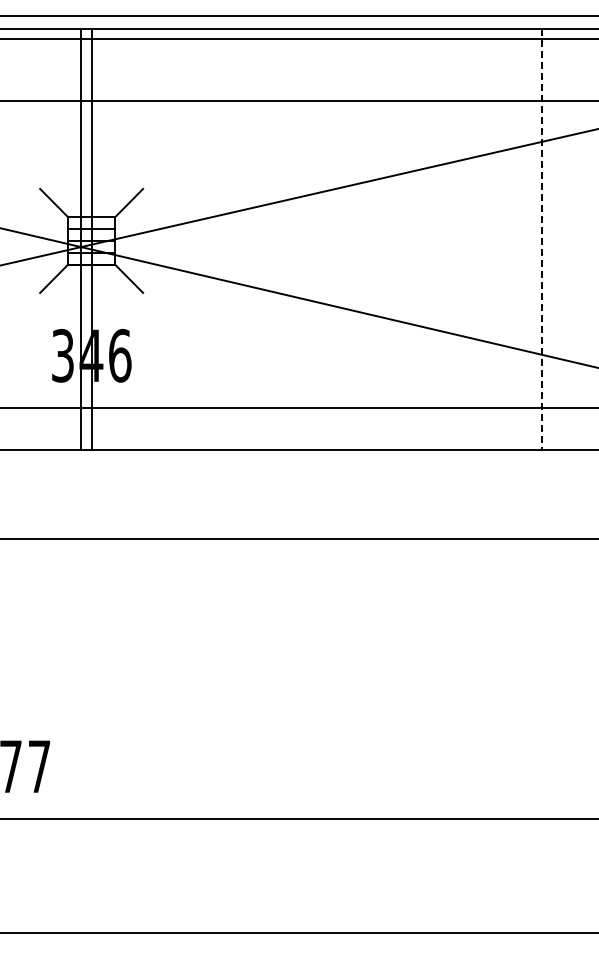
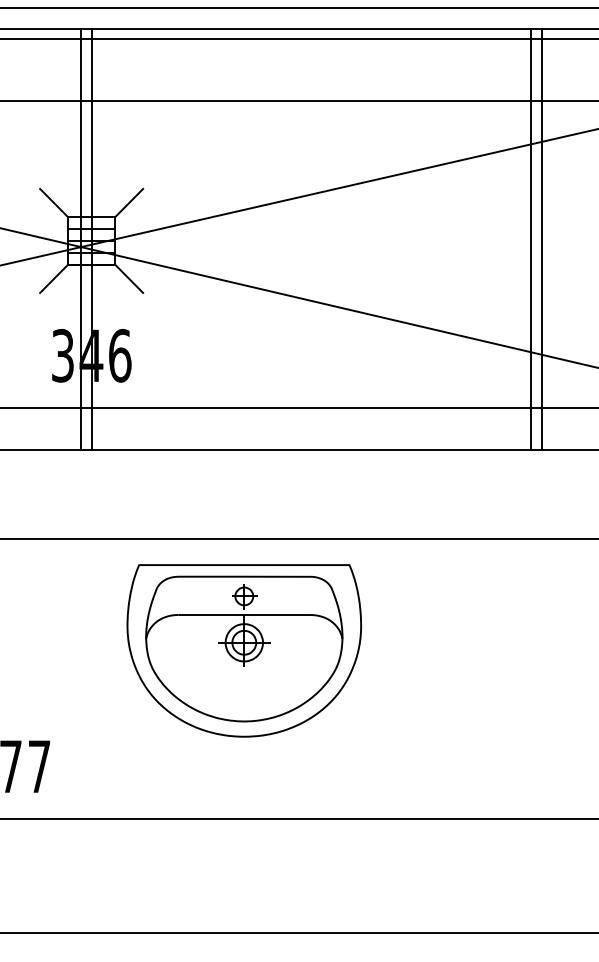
line position: (298, 16) -> (298, 8) (298, 8)
line: none -> present (531, 239)
line: dashed -> solid (541, 239)
part: none -> present (243, 650)
